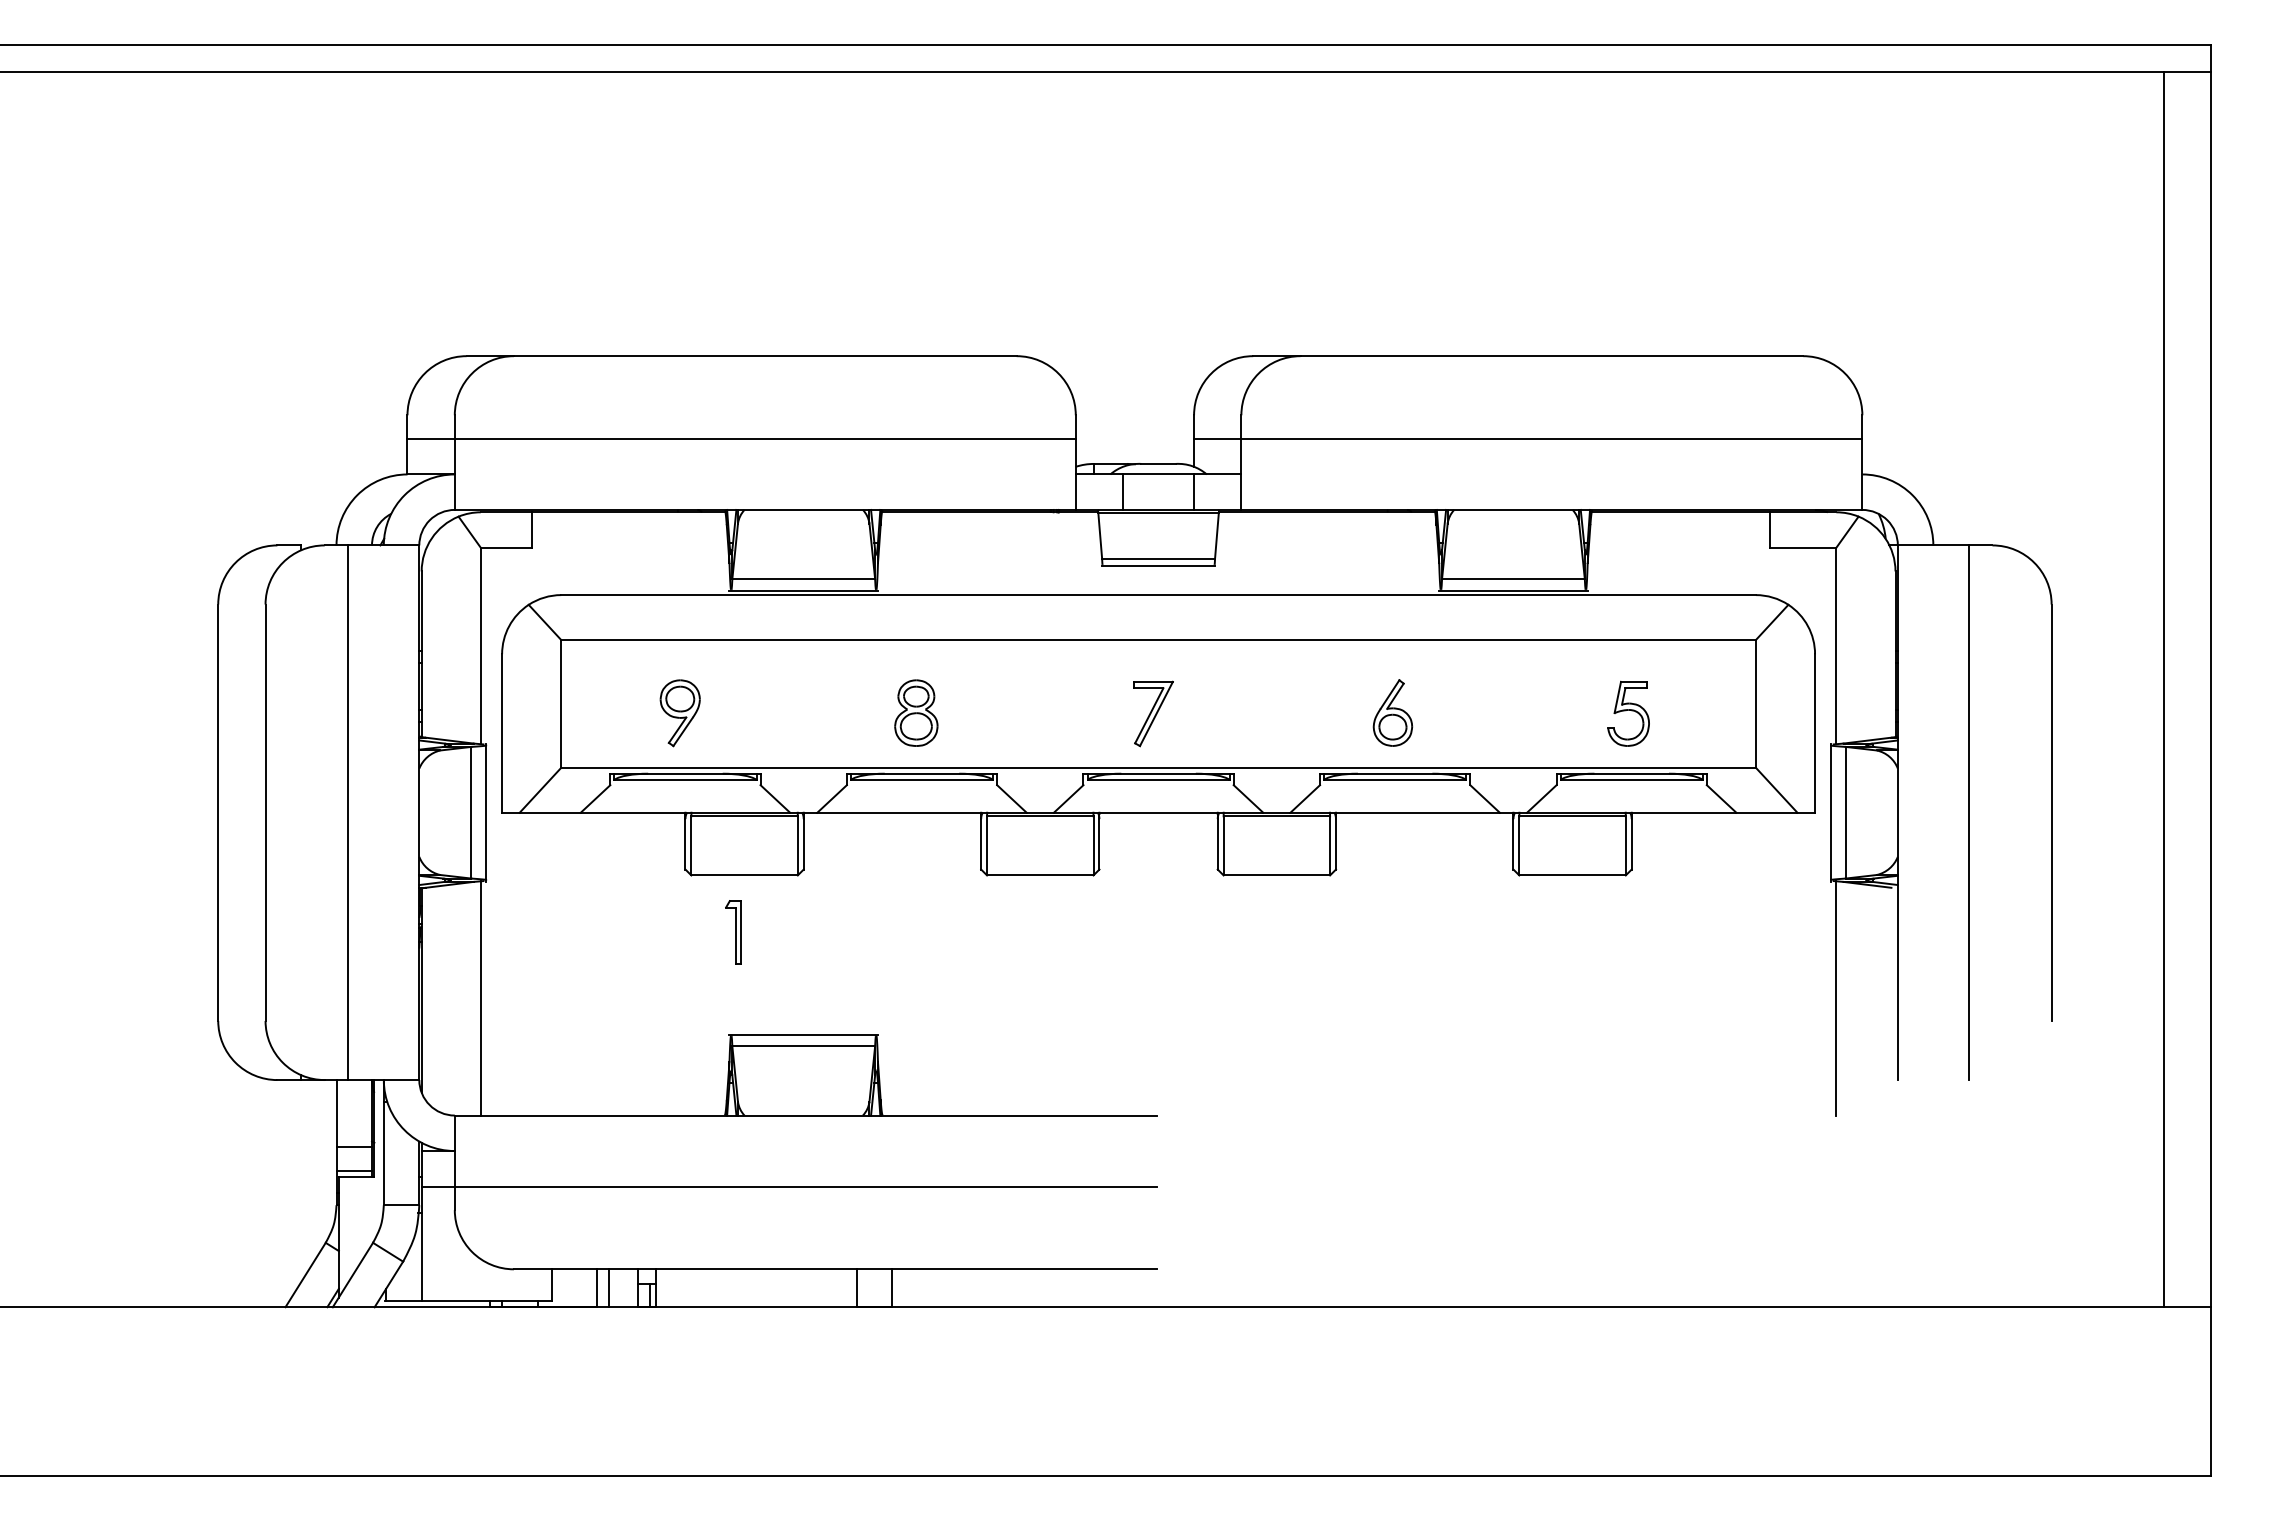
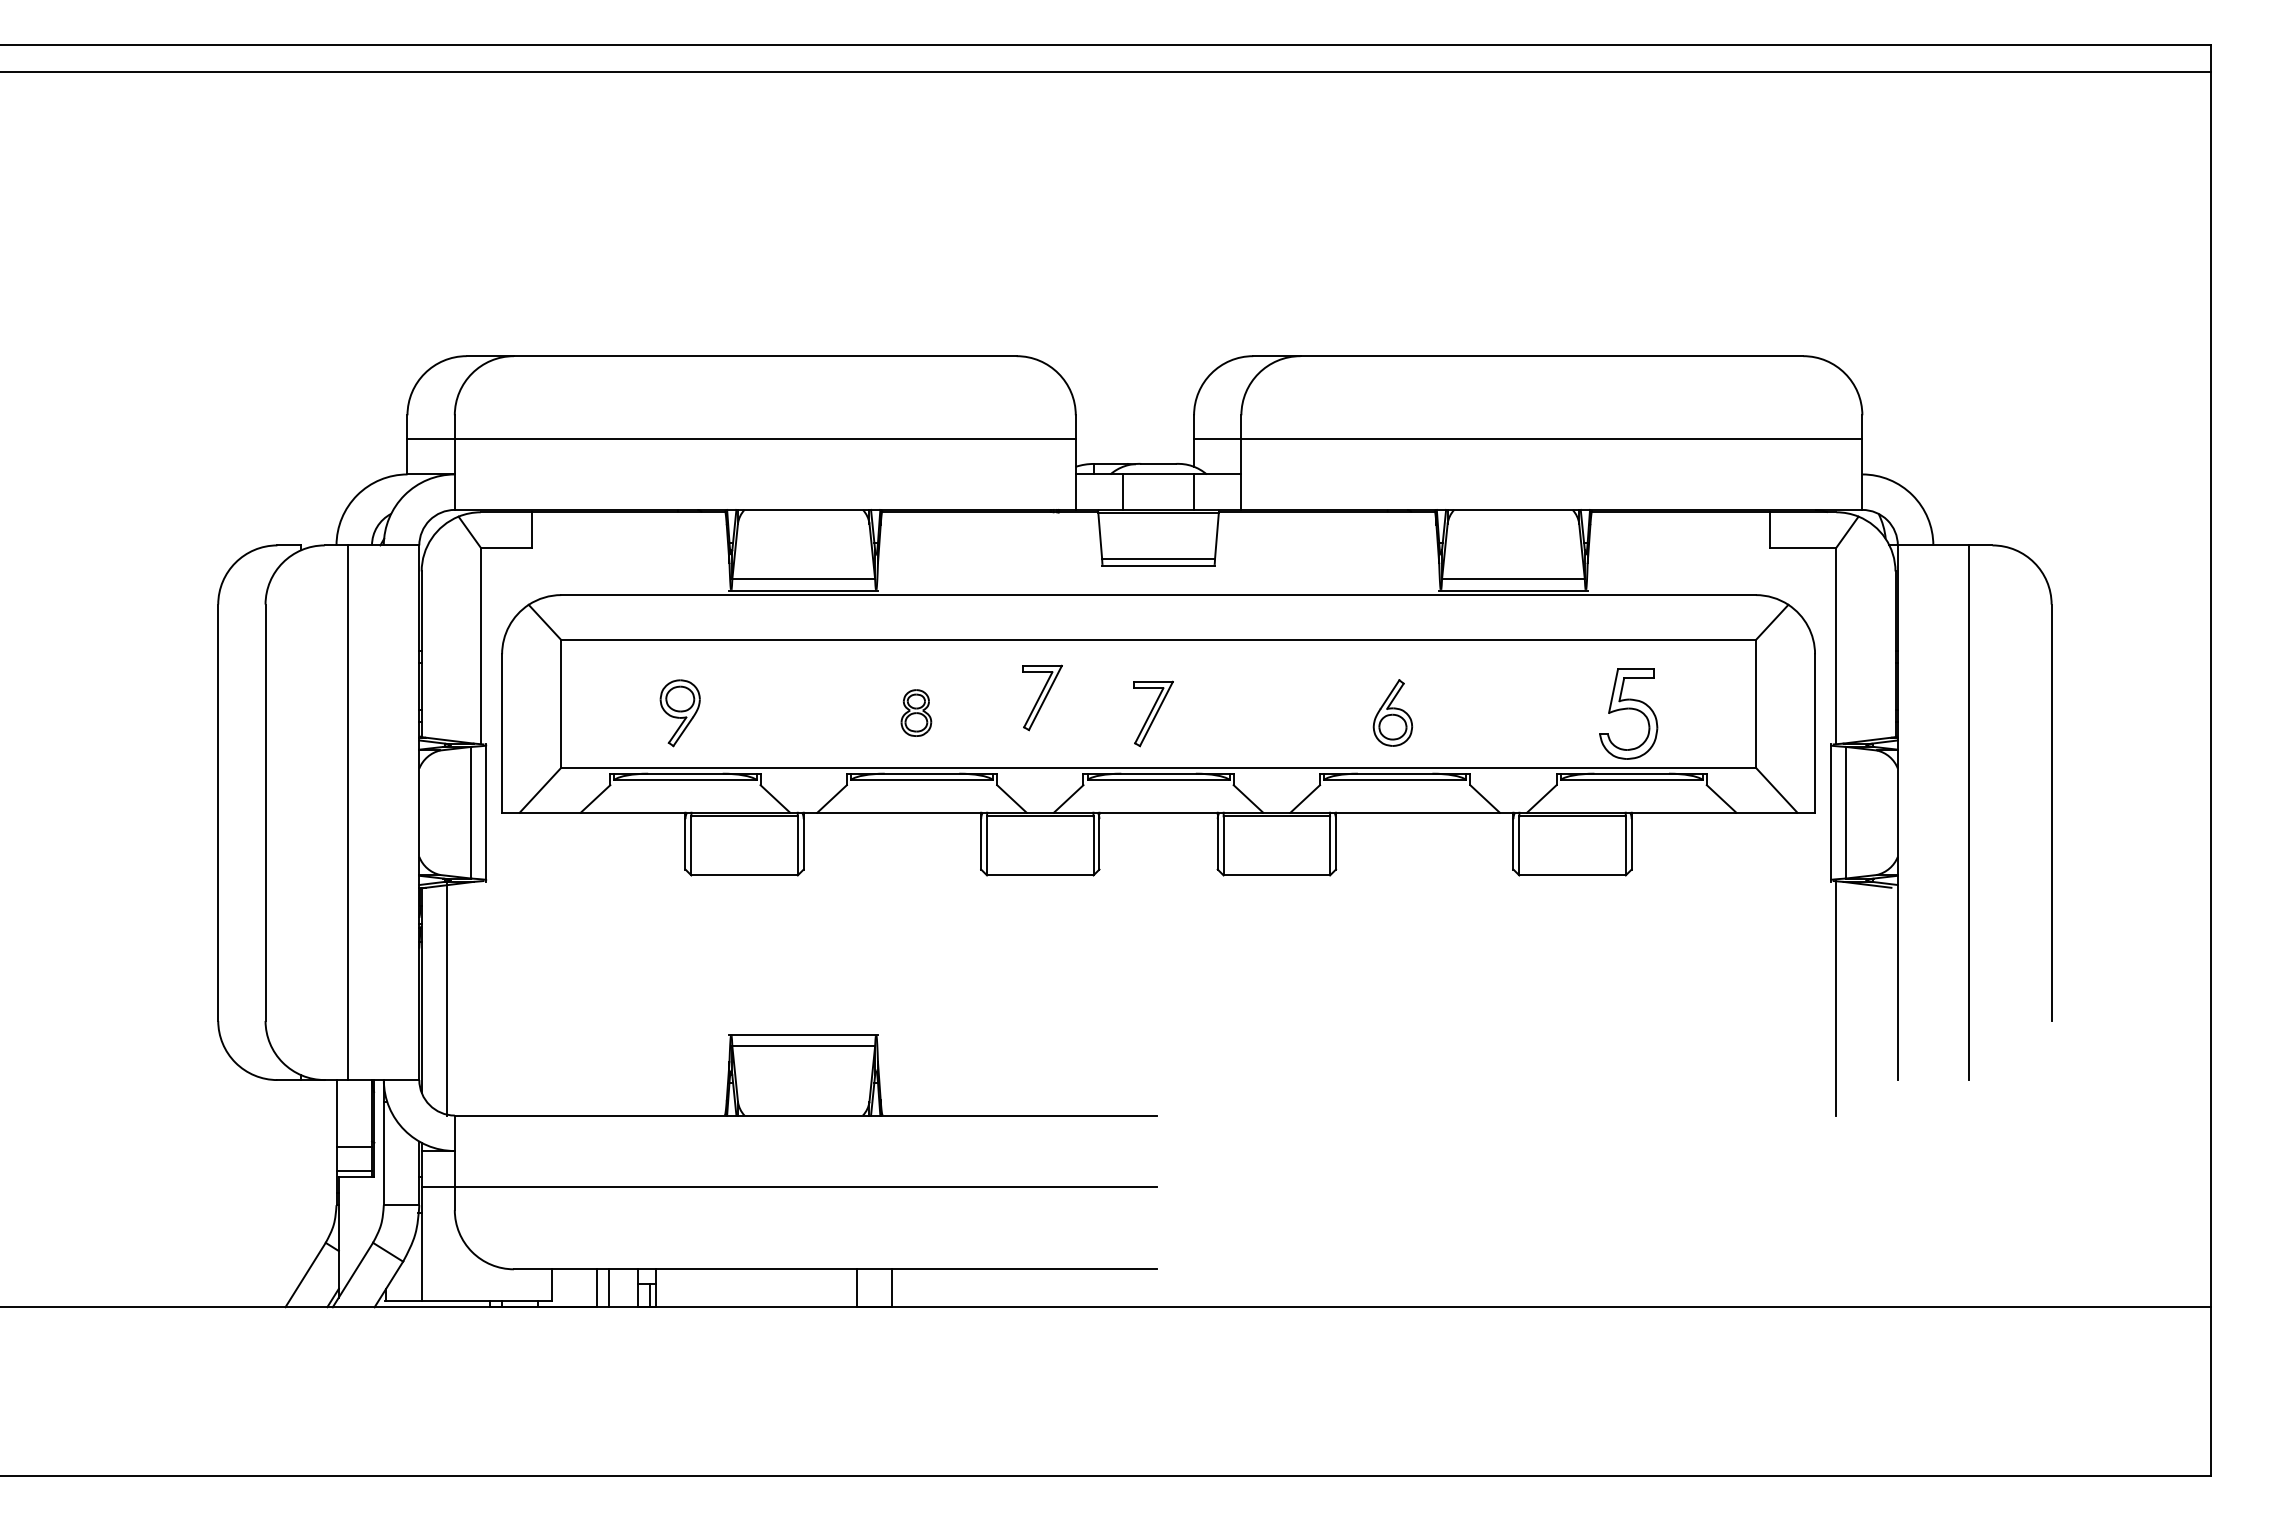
line: present -> none (2164, 689)
part: none -> present (1042, 697)
part size: 45x68 px -> 33x48 px (916, 712)
part size: 43x67 px -> 60x92 px (1628, 713)
part: present -> none (733, 932)
line position: (480, 998) -> (446, 998) (446, 998)
